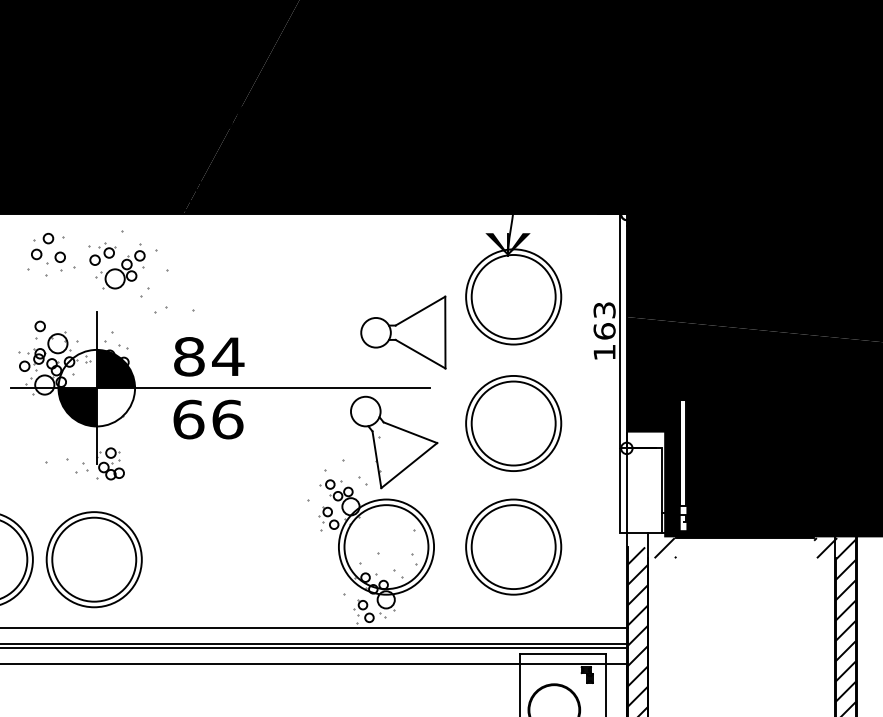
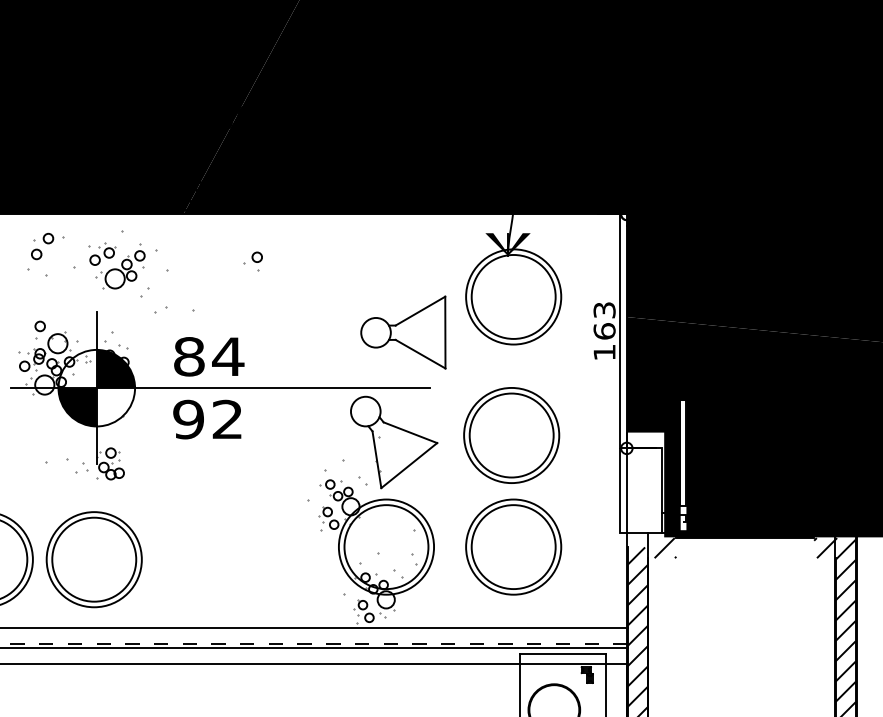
part position: (55, 261) -> (252, 261) (252, 261)
text: 66 -> 92 (208, 419)
part position: (513, 423) -> (511, 435) (511, 435)
line: solid -> dashed (313, 643)
